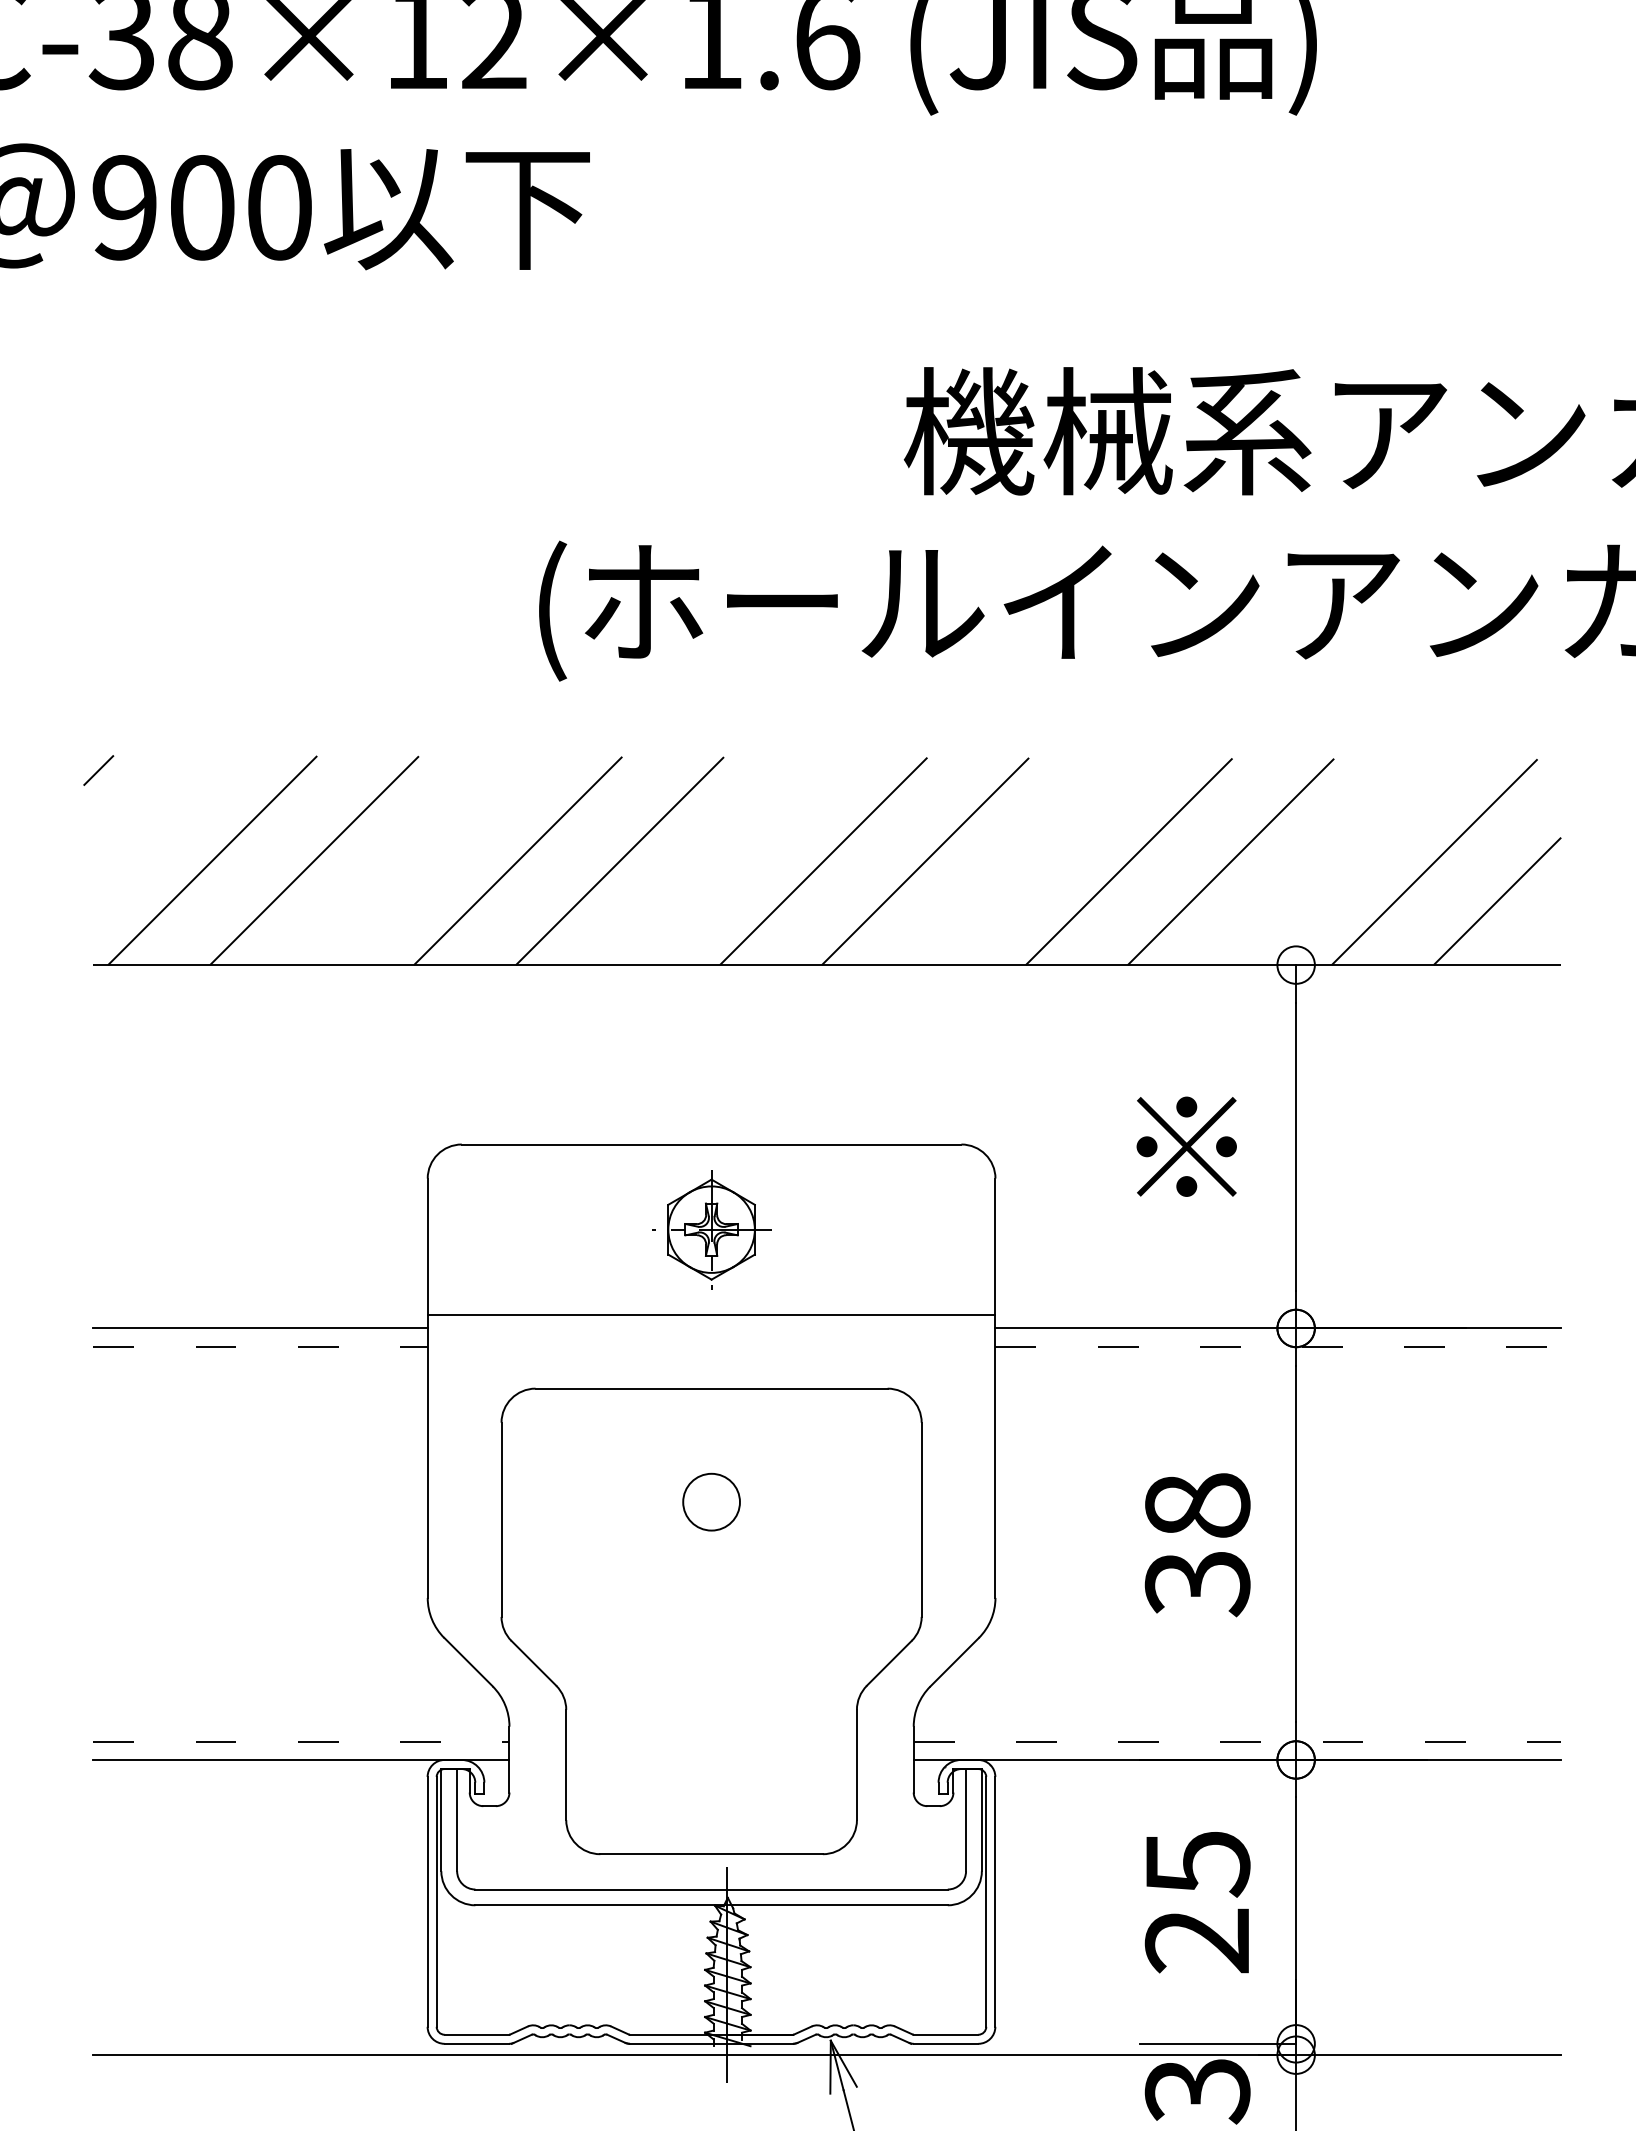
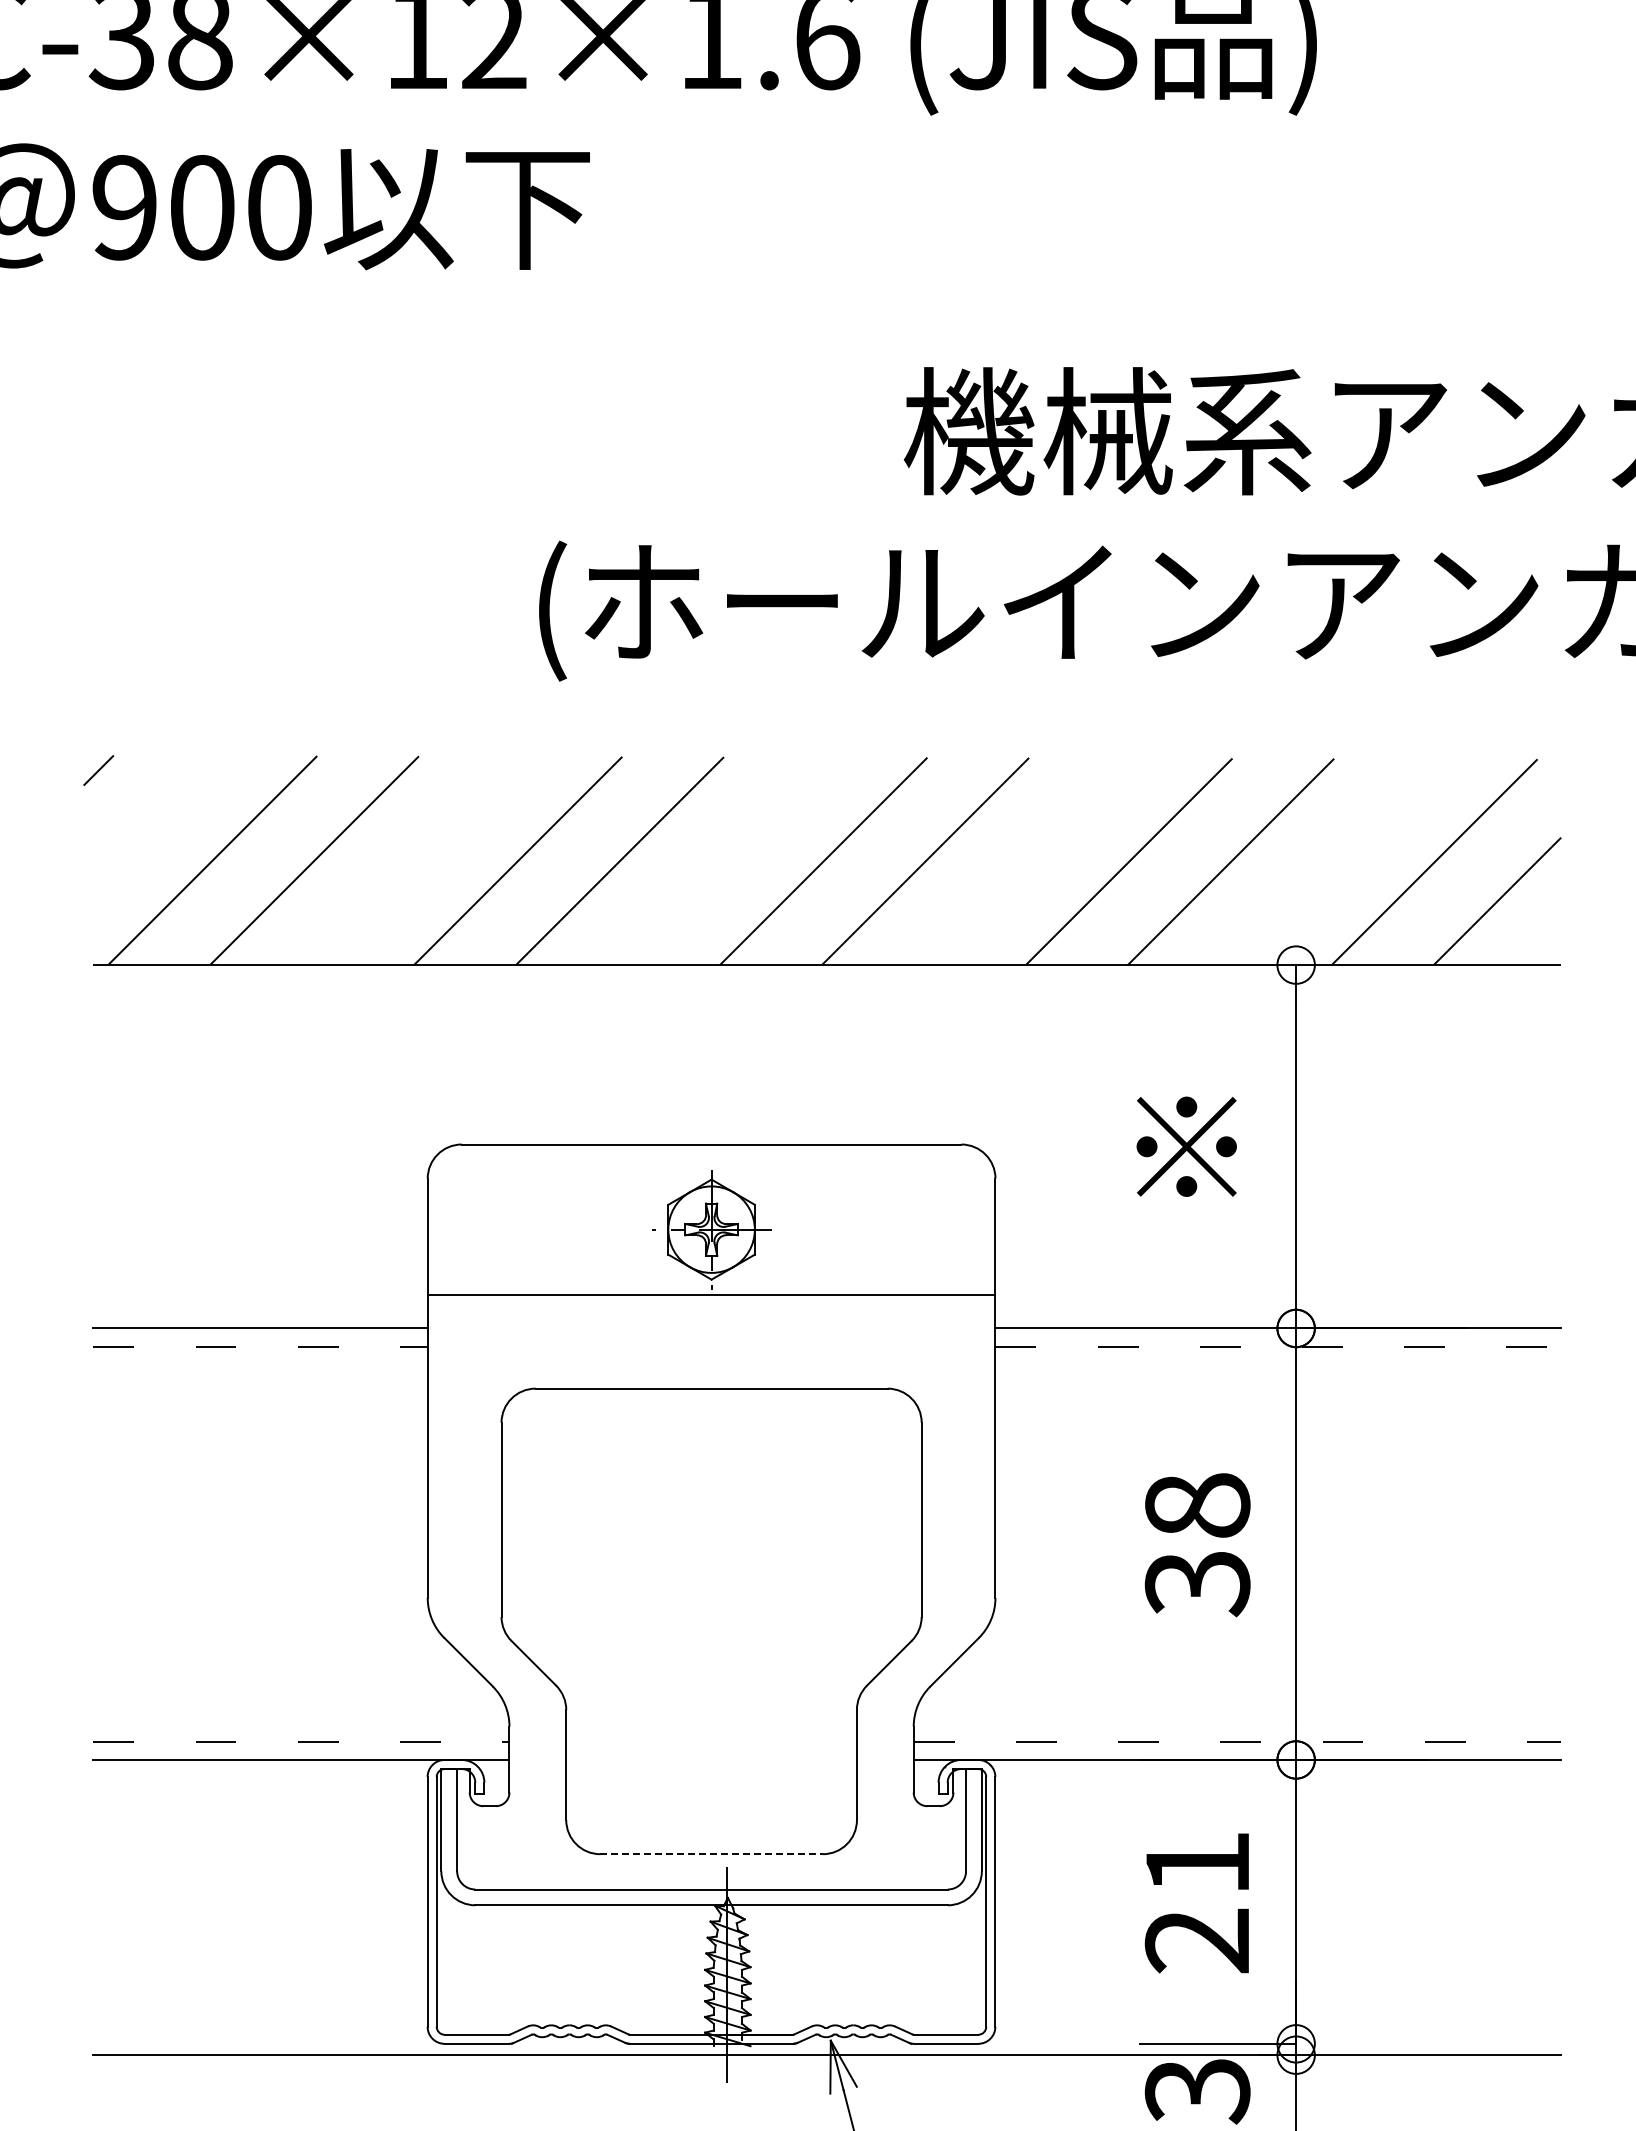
line position: (711, 1314) -> (711, 1294) (711, 1294)
circle: present -> none (711, 1501)
line: solid -> dashed (712, 1854)
text: 25 -> 21 (1198, 1864)
